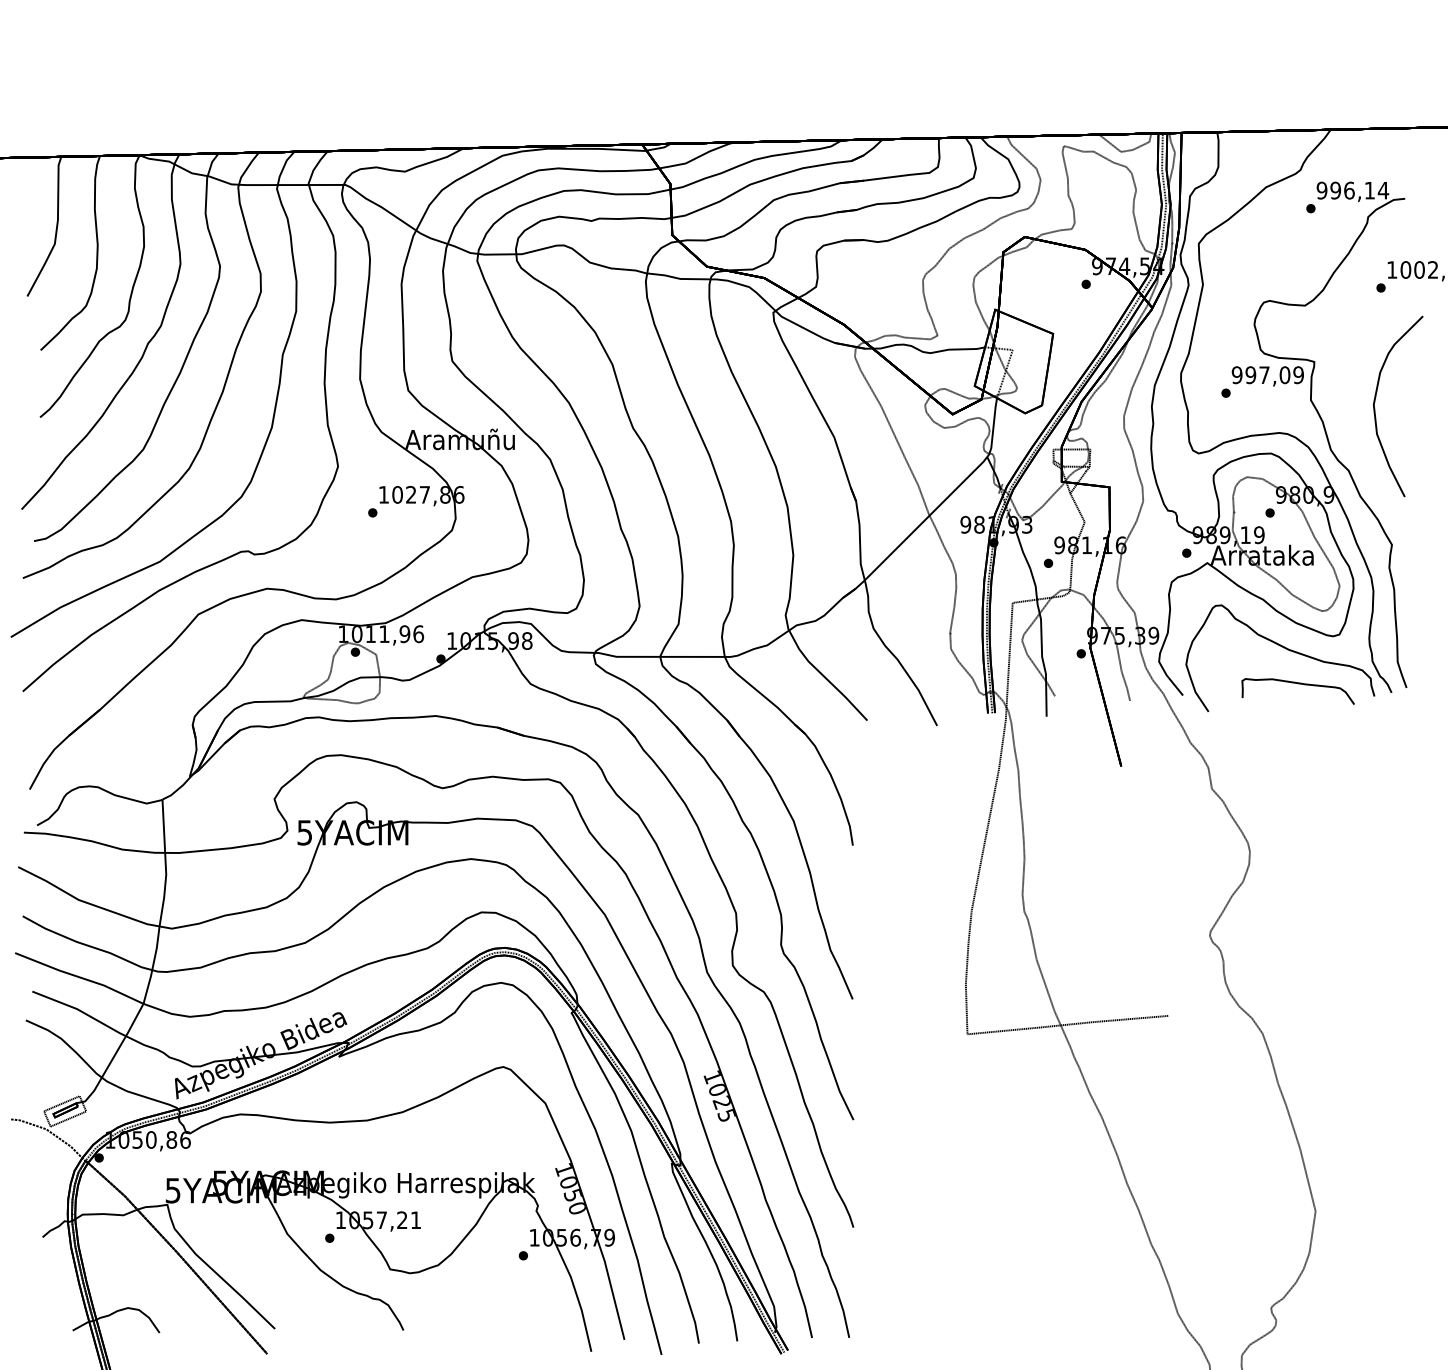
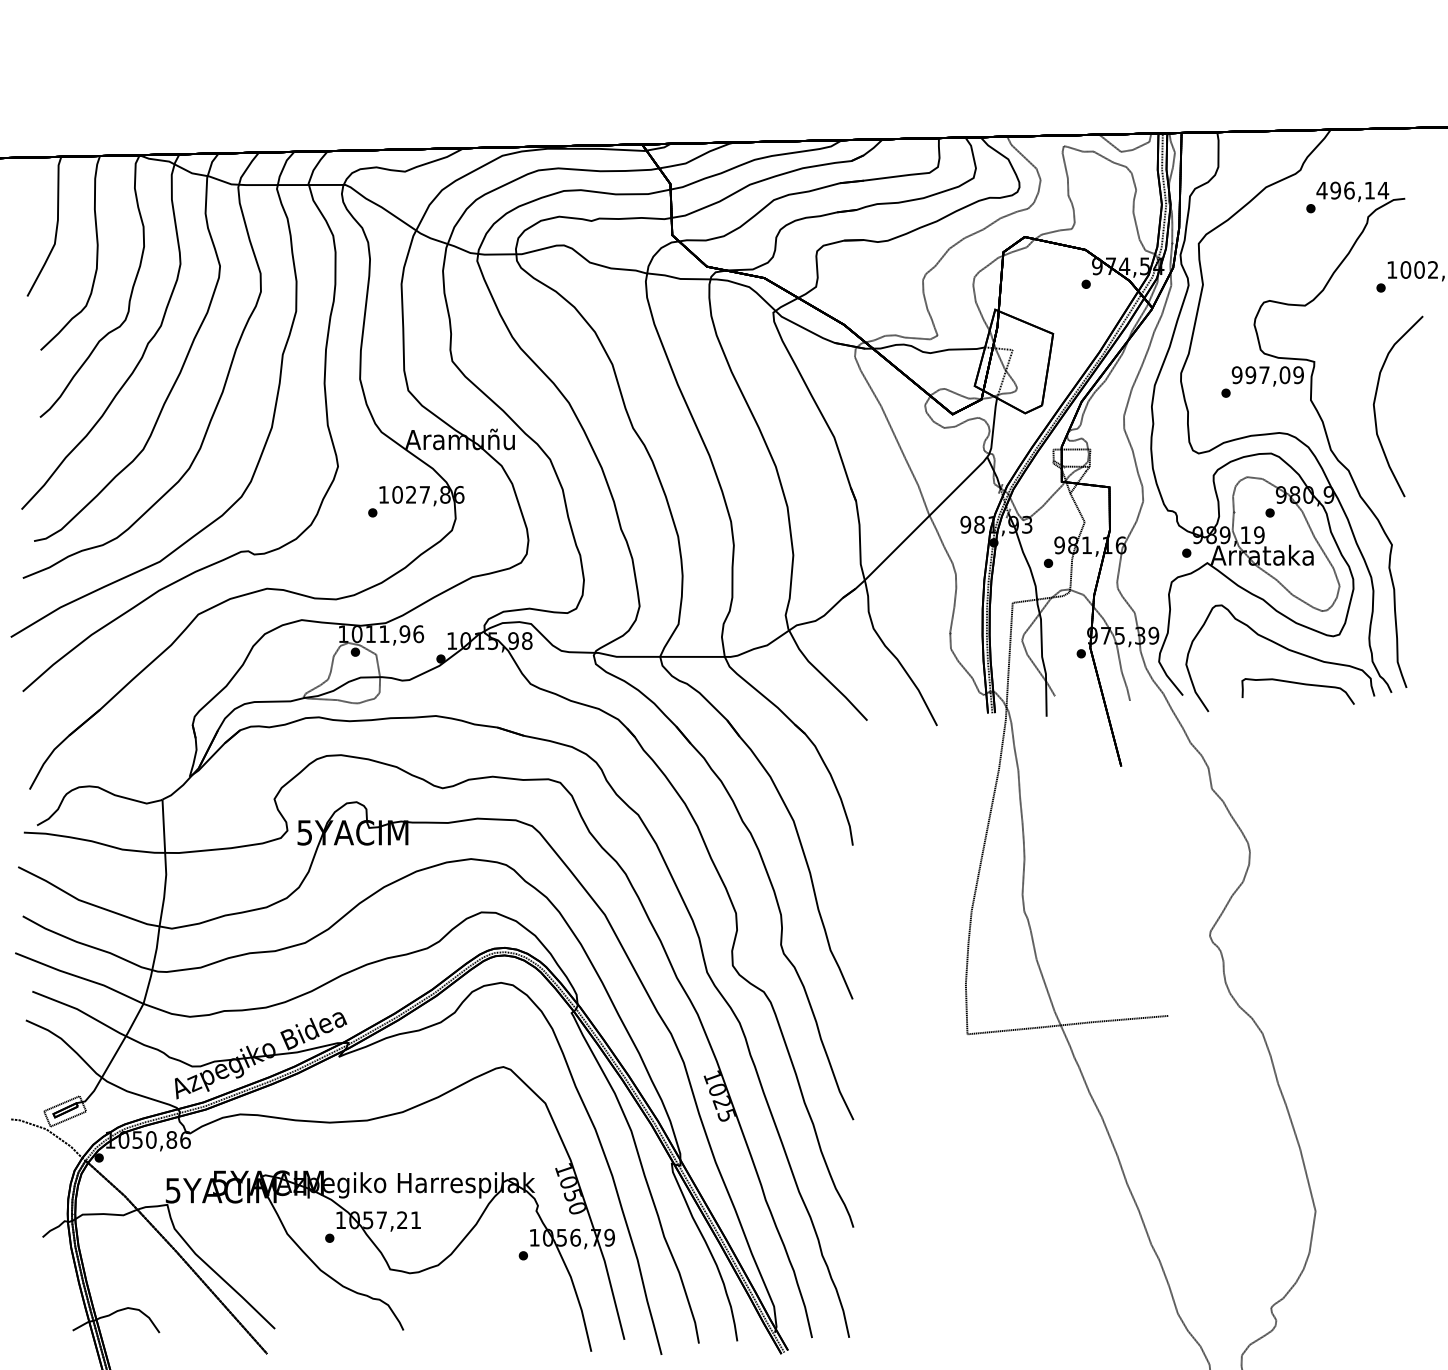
text: 996,14 -> 496,14 (1321, 190)
